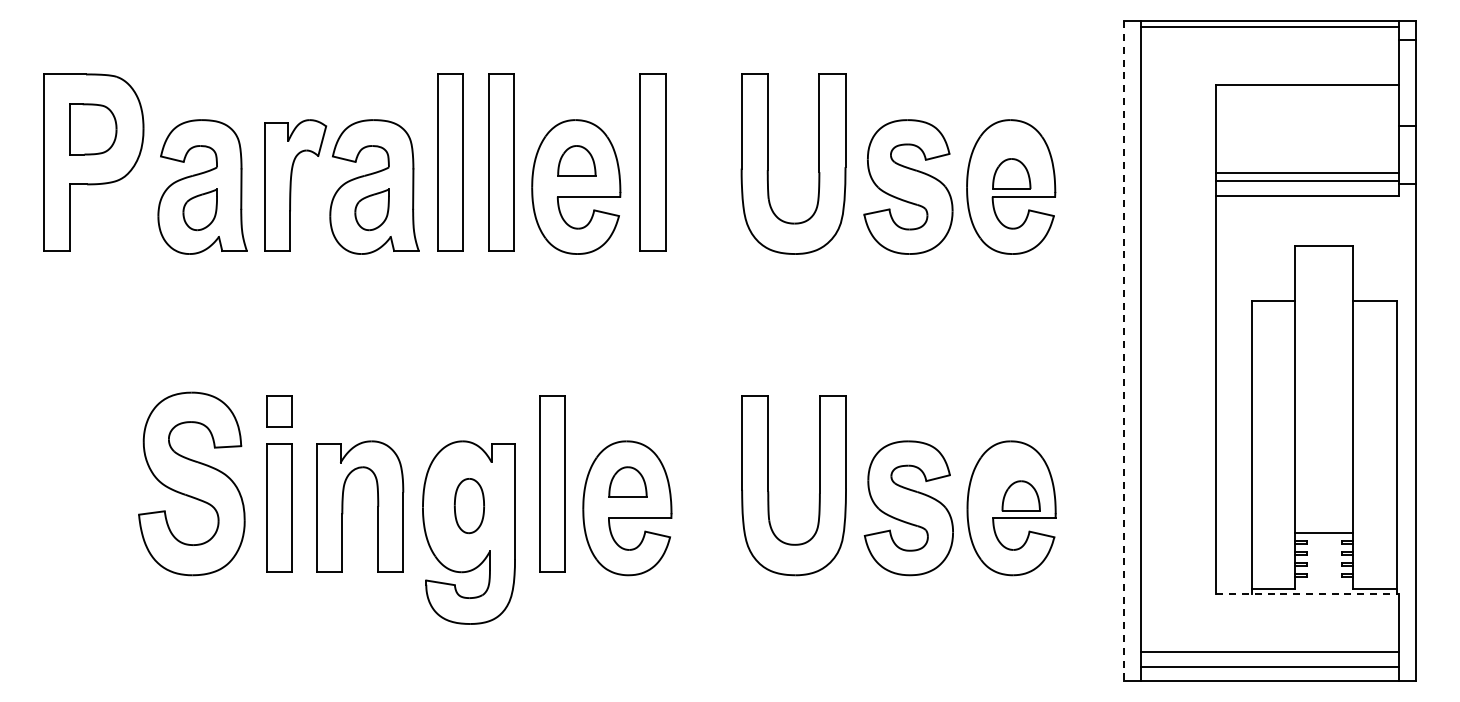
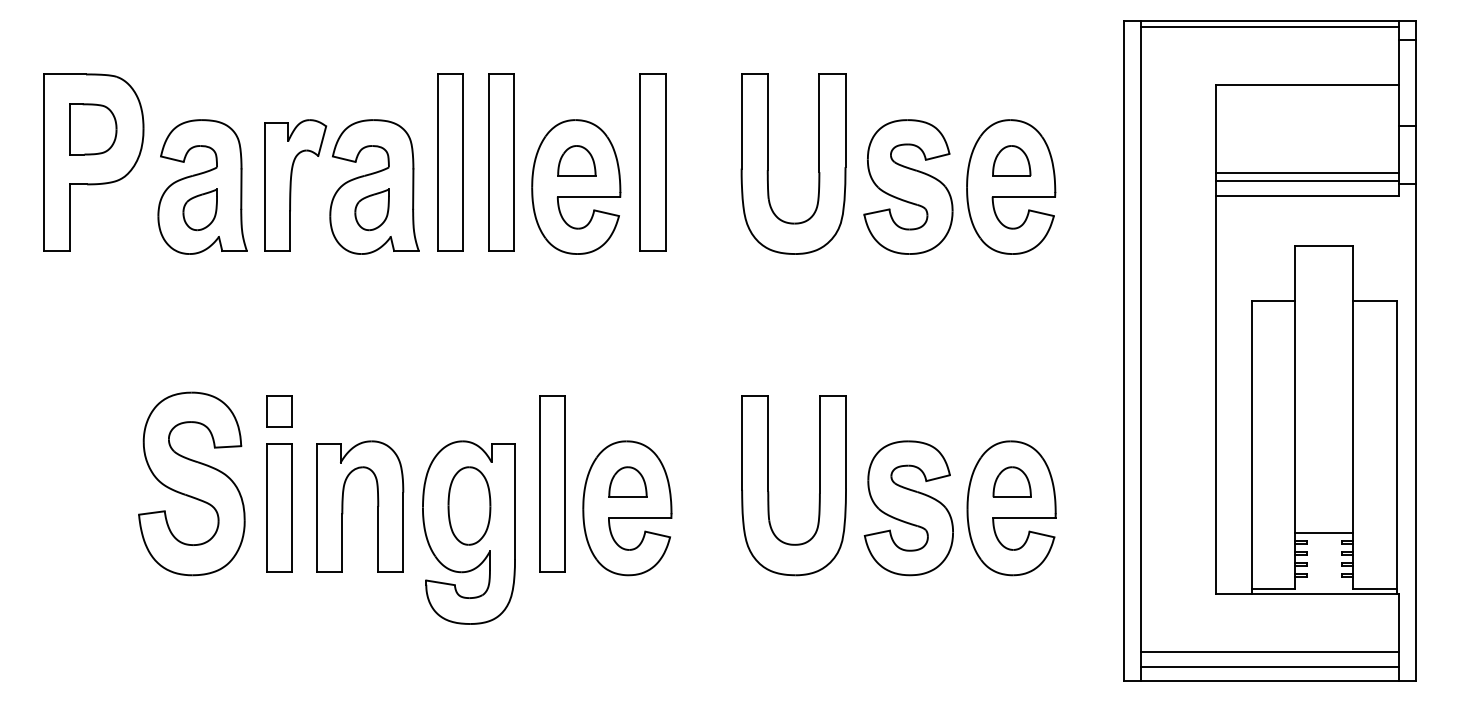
part position: (1011, 173) -> (1011, 160) (1011, 160)
line: dashed -> solid (1123, 350)
part position: (1020, 495) -> (1011, 481) (1011, 481)
part size: 31x57 px -> 45x80 px (469, 505)
line: dashed -> solid (1308, 594)
